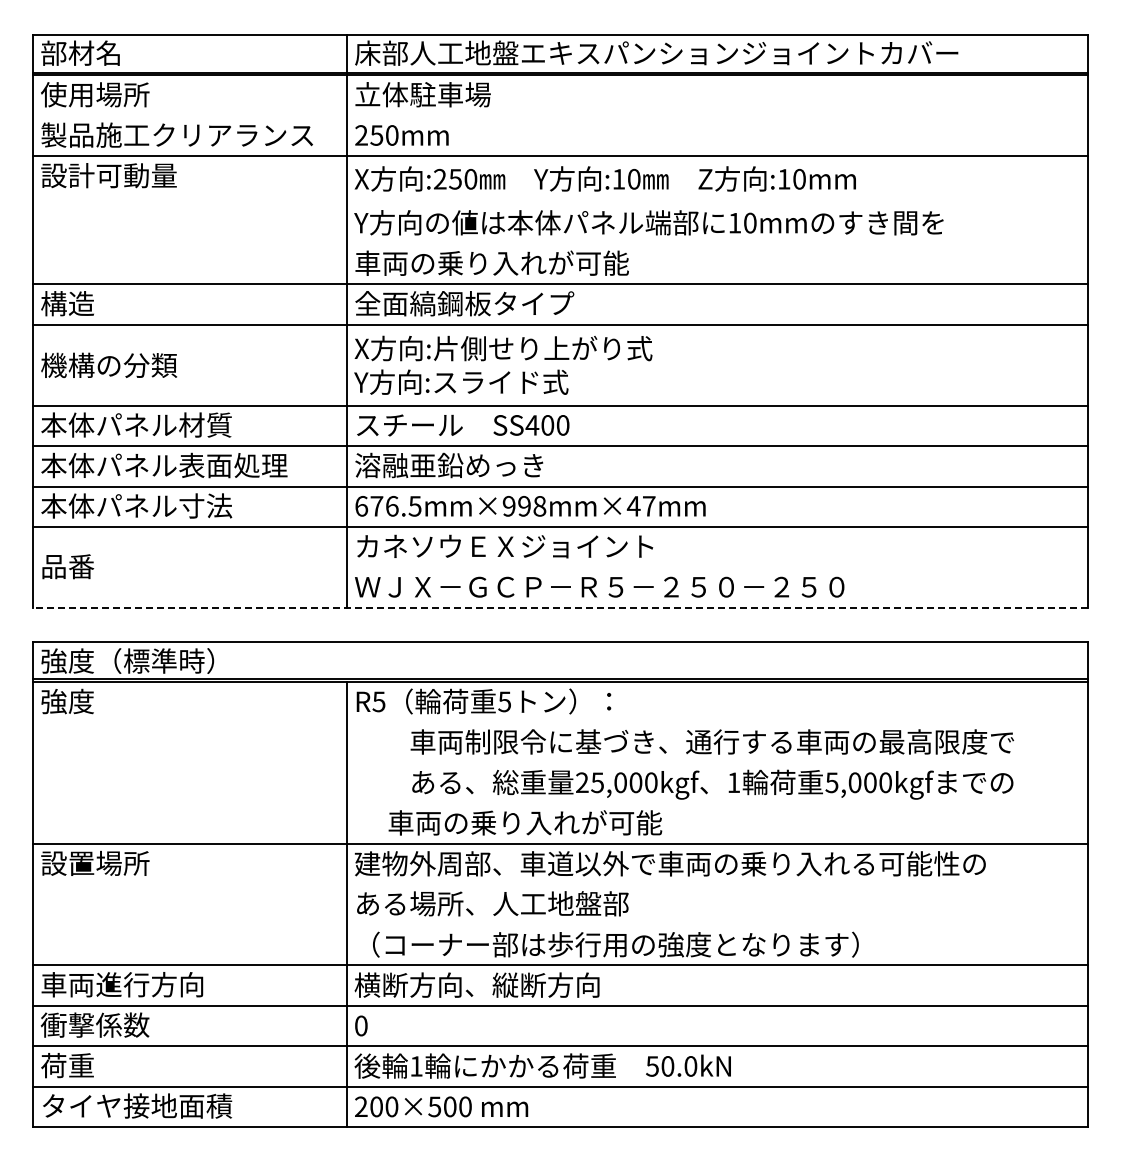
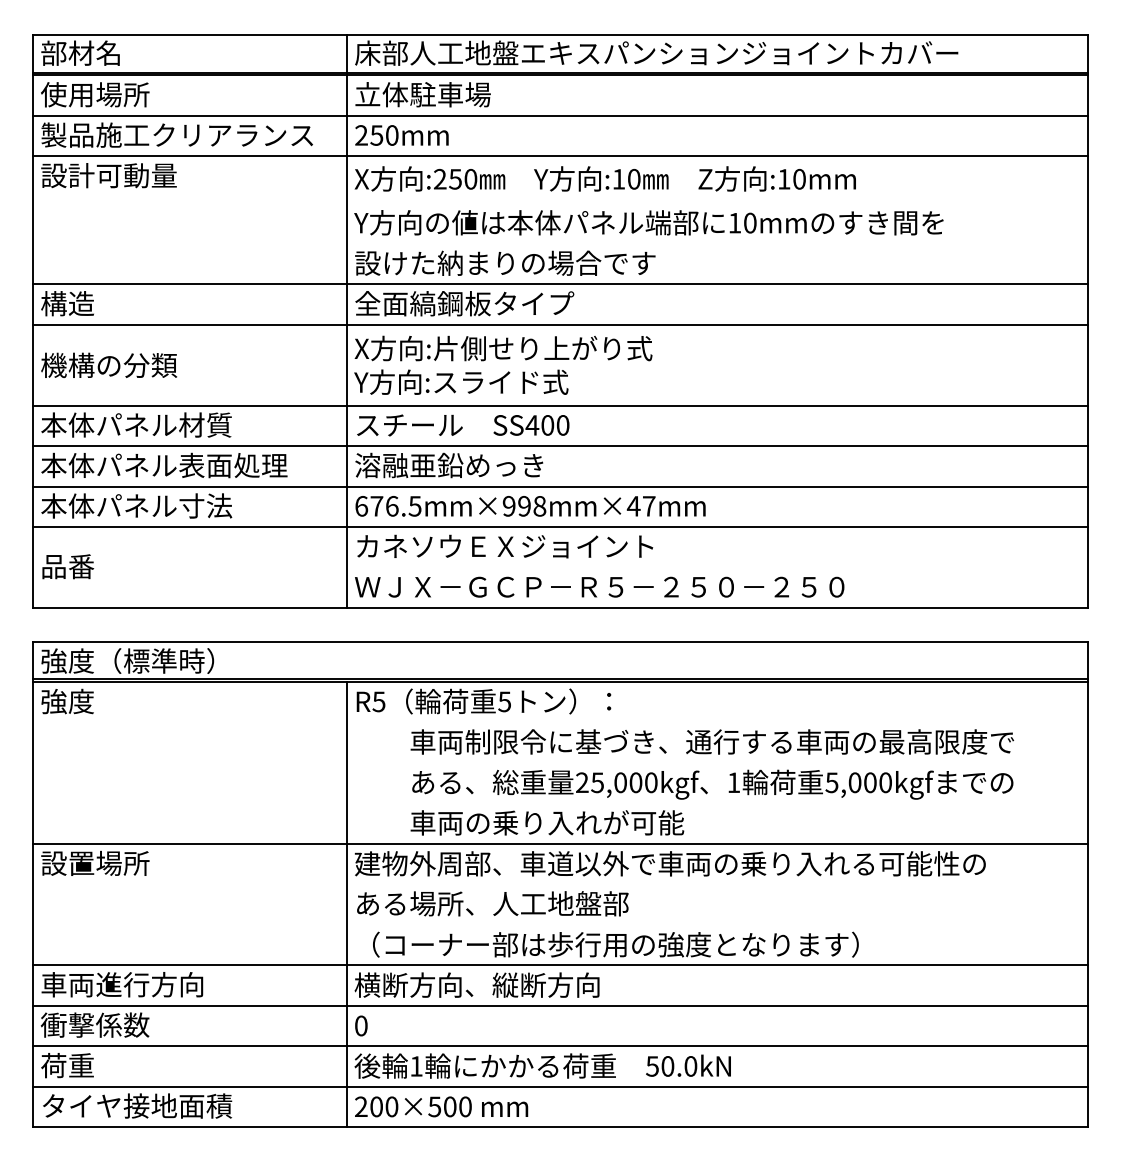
line: none -> present (560, 115)
text: 車両の乗り入れが可能 -> 設けた納まりの場合です (505, 262)
line: dashed -> solid (560, 607)
text position: (525, 822) -> (547, 822) (547, 822)
